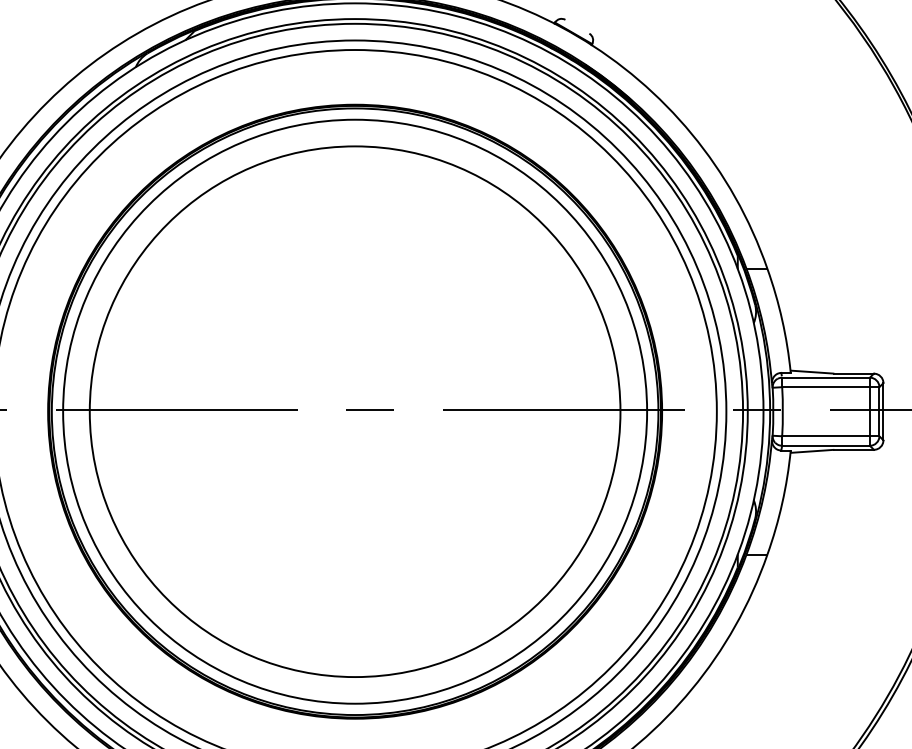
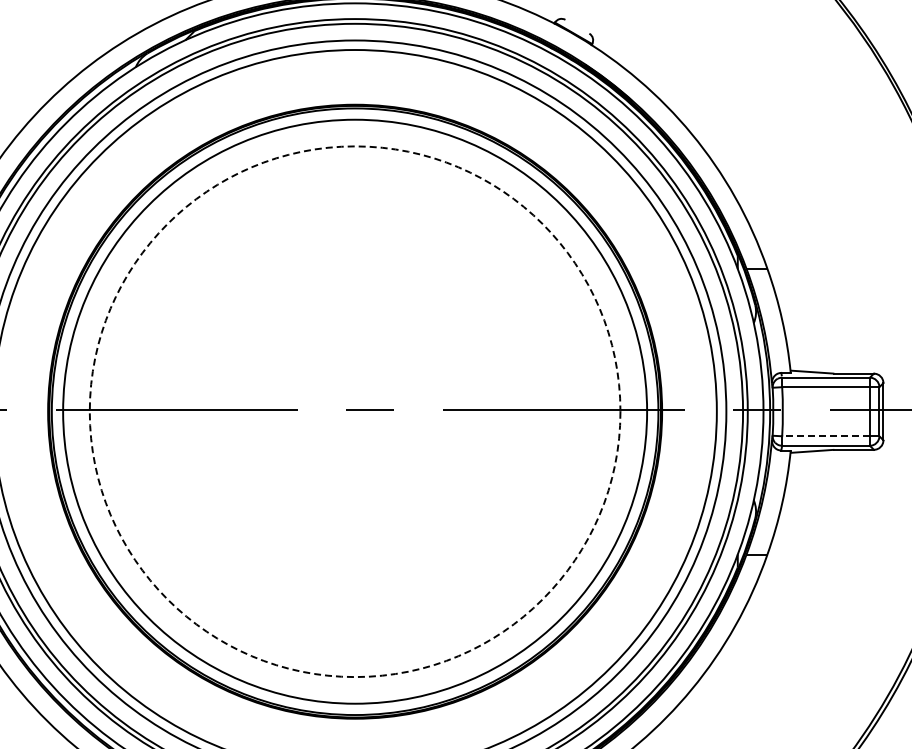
circle: solid -> dashed (354, 411)
line: solid -> dashed (826, 436)
